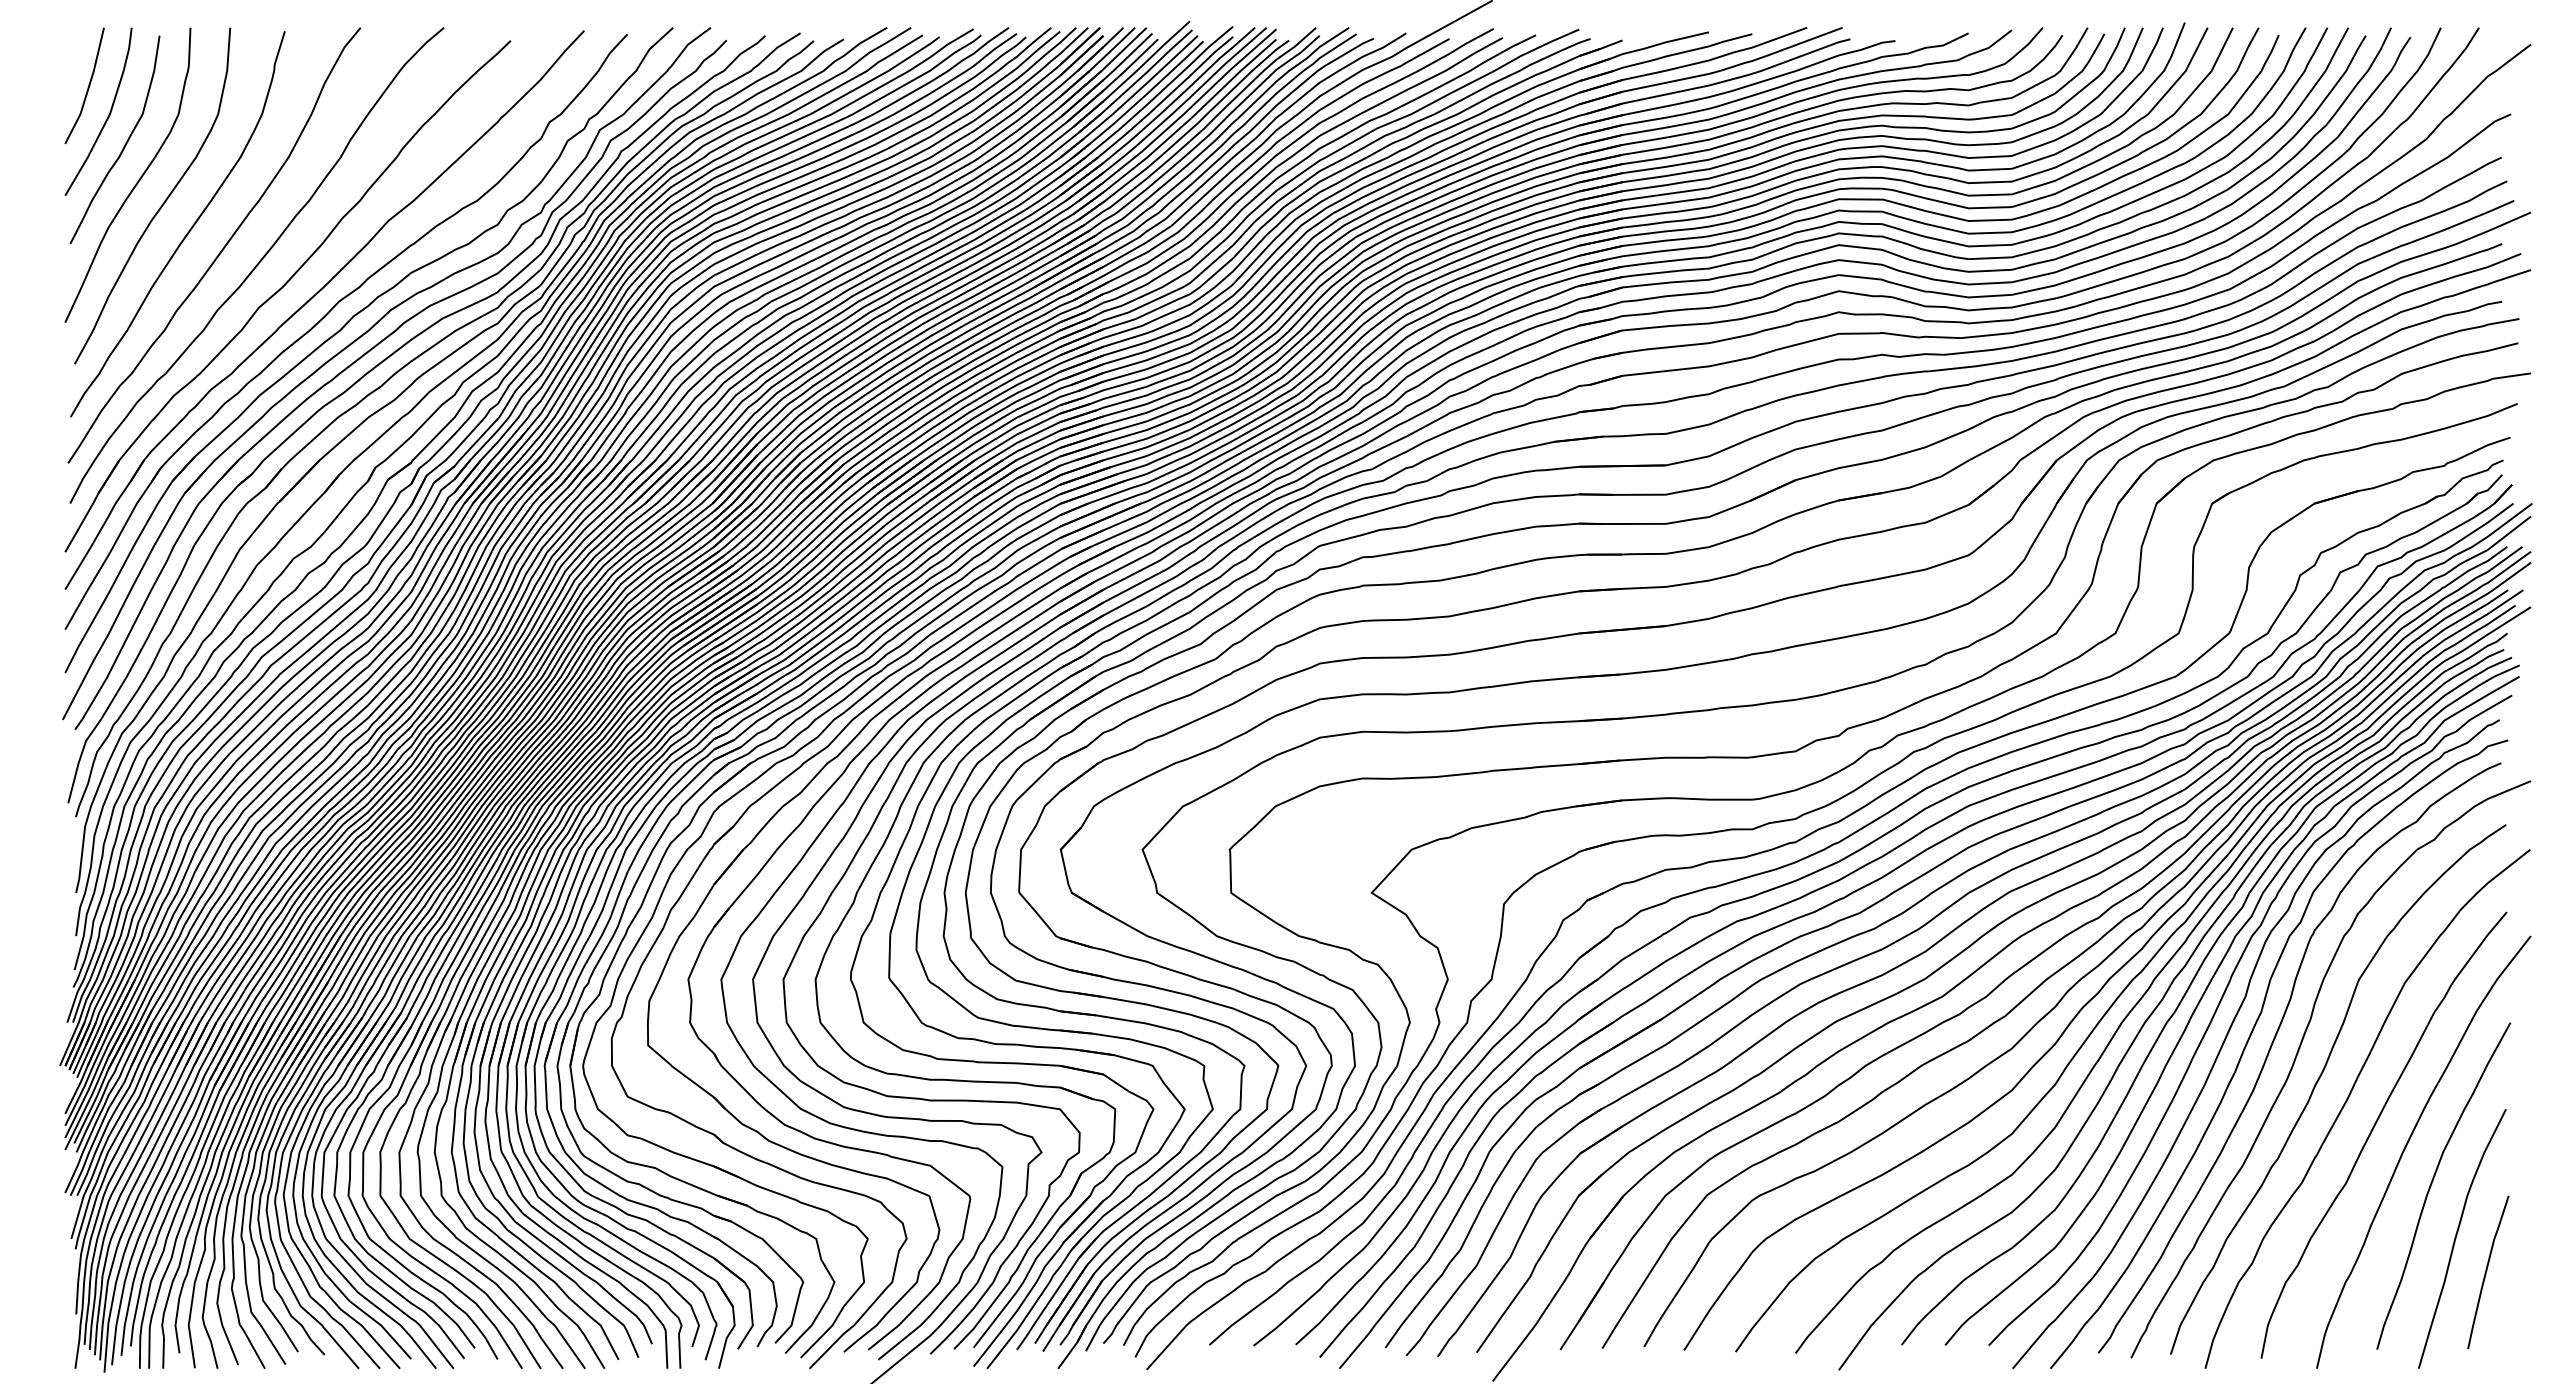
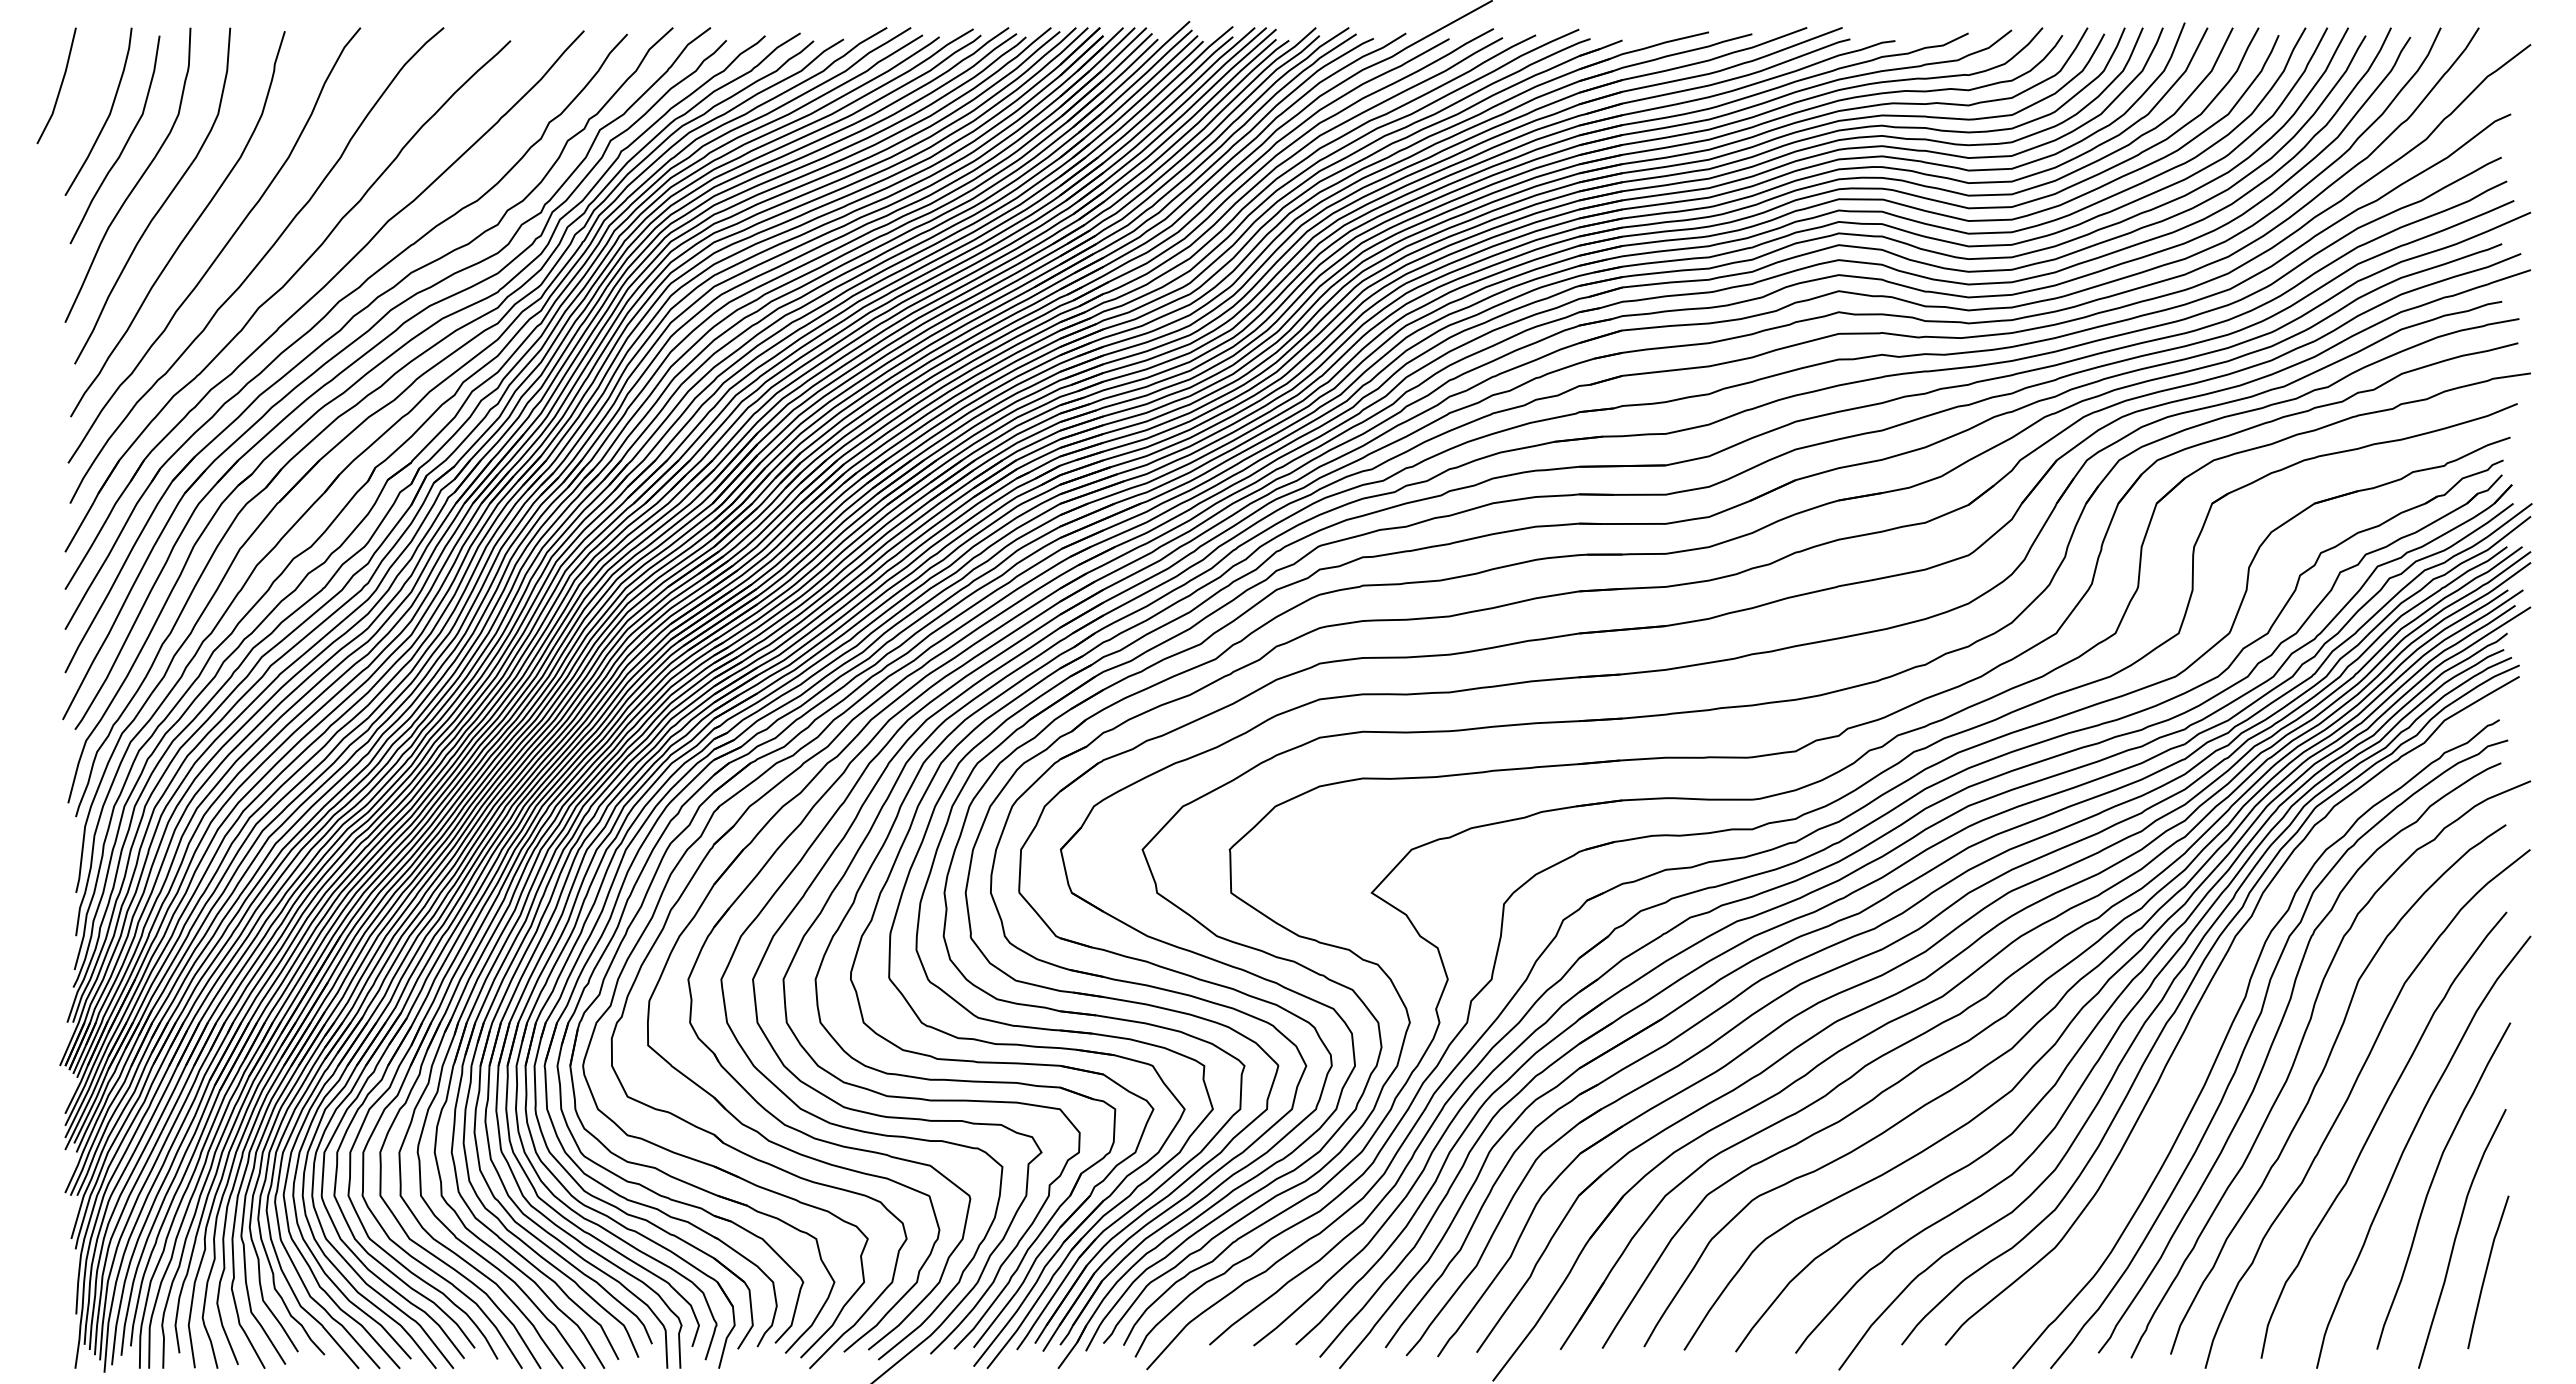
line position: (87, 87) -> (59, 87) (59, 87)
curve: present -> none (2218, 1008)
